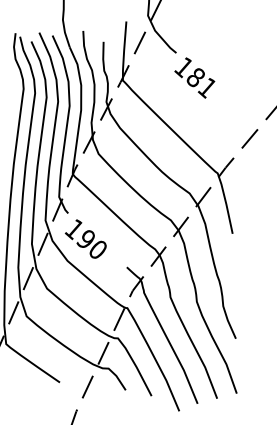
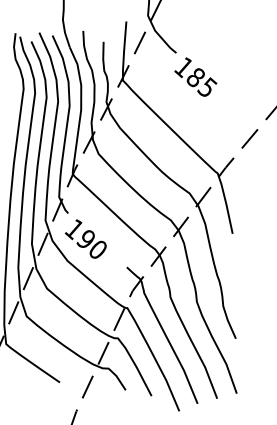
text: 181 -> 185 (207, 87)
